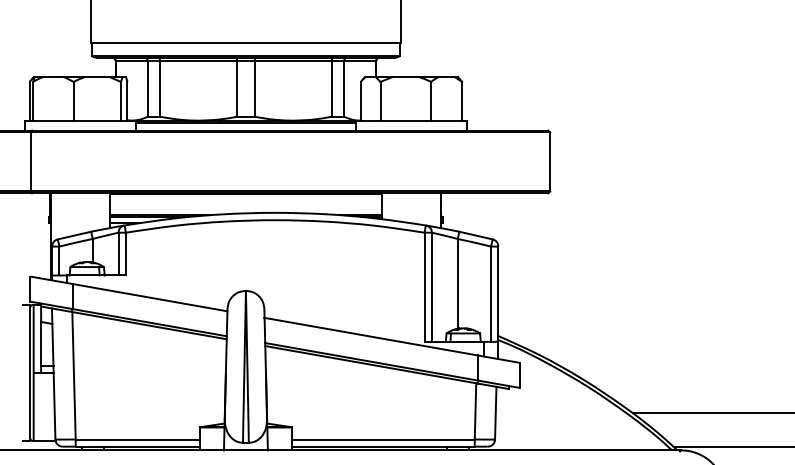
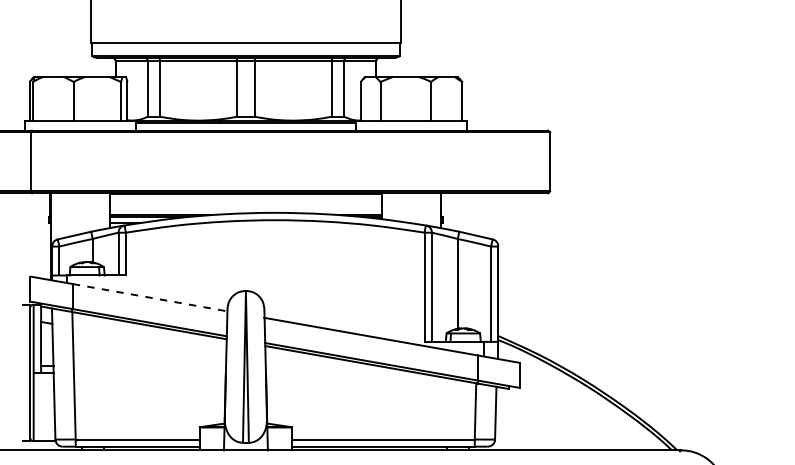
line: solid -> dashed (150, 297)
line: present -> none (712, 413)
line: present -> none (732, 446)
